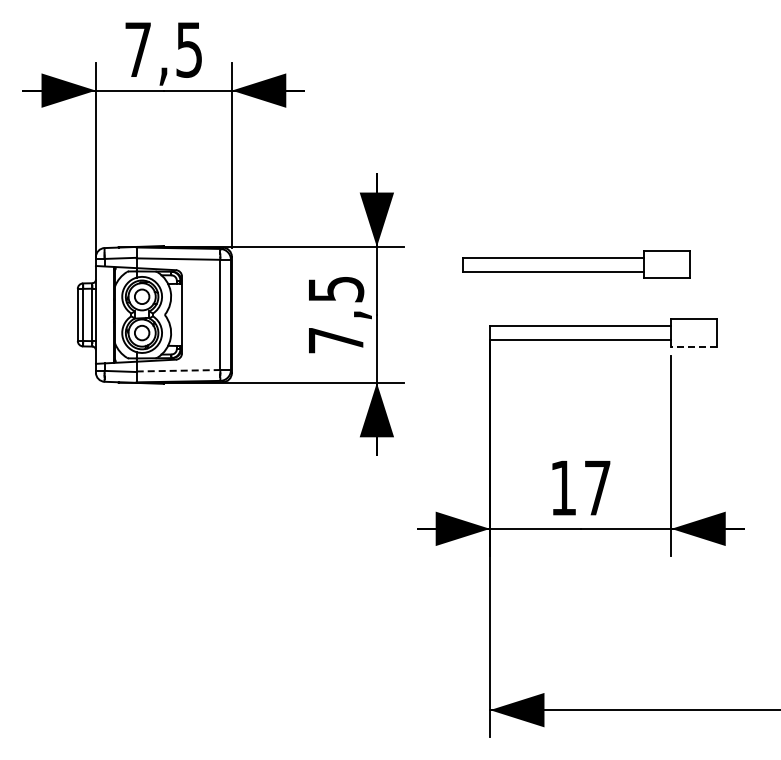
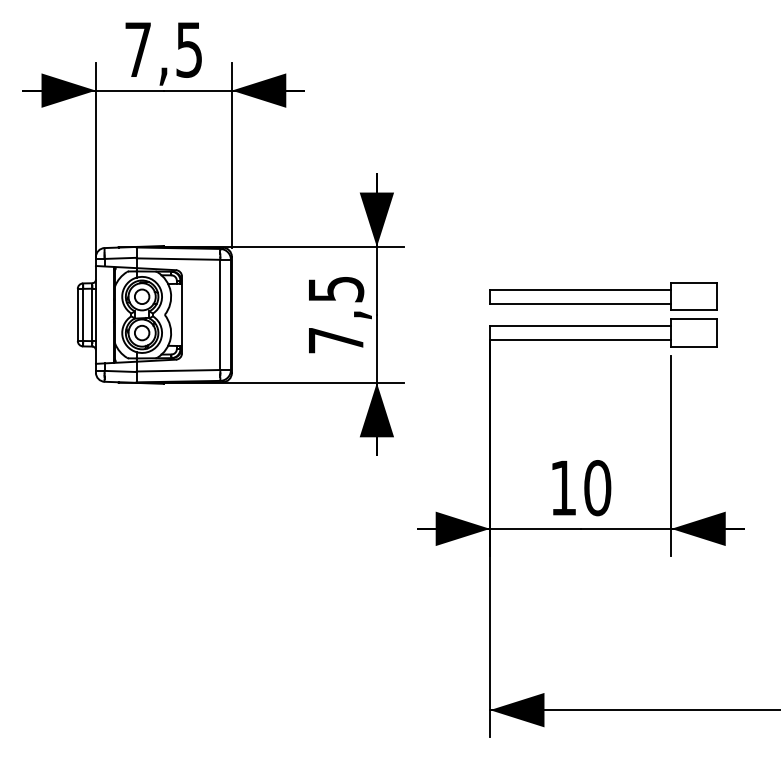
part position: (576, 264) -> (603, 296) (603, 296)
line: dashed -> solid (694, 346)
line: dashed -> solid (178, 370)
text: 17 -> 10 (597, 488)
